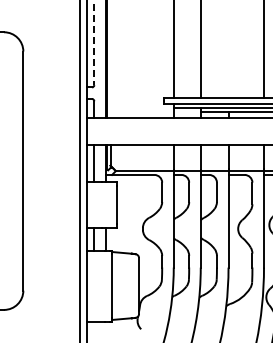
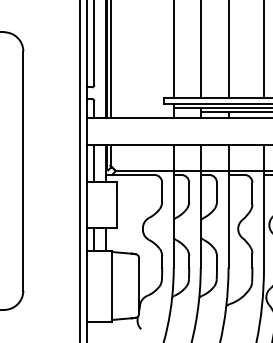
line: dashed -> solid (94, 43)
line: none -> present (228, 49)
line: none -> present (110, 60)
